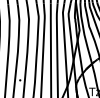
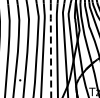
line: solid -> dashed (50, 50)
